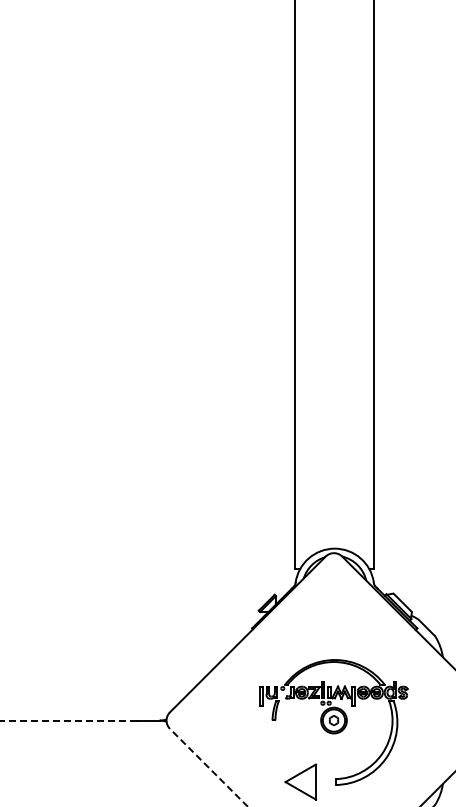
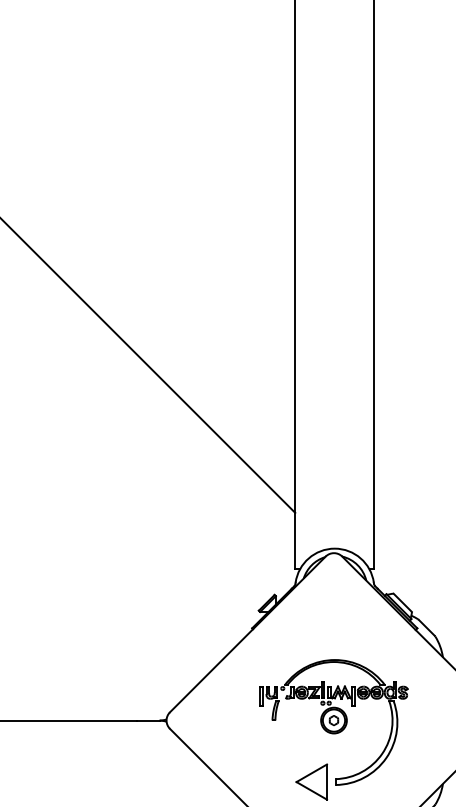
line: none -> present (148, 366)
line: dashed -> solid (68, 720)
line: dashed -> solid (208, 767)
part position: (300, 781) -> (311, 781) (311, 781)
